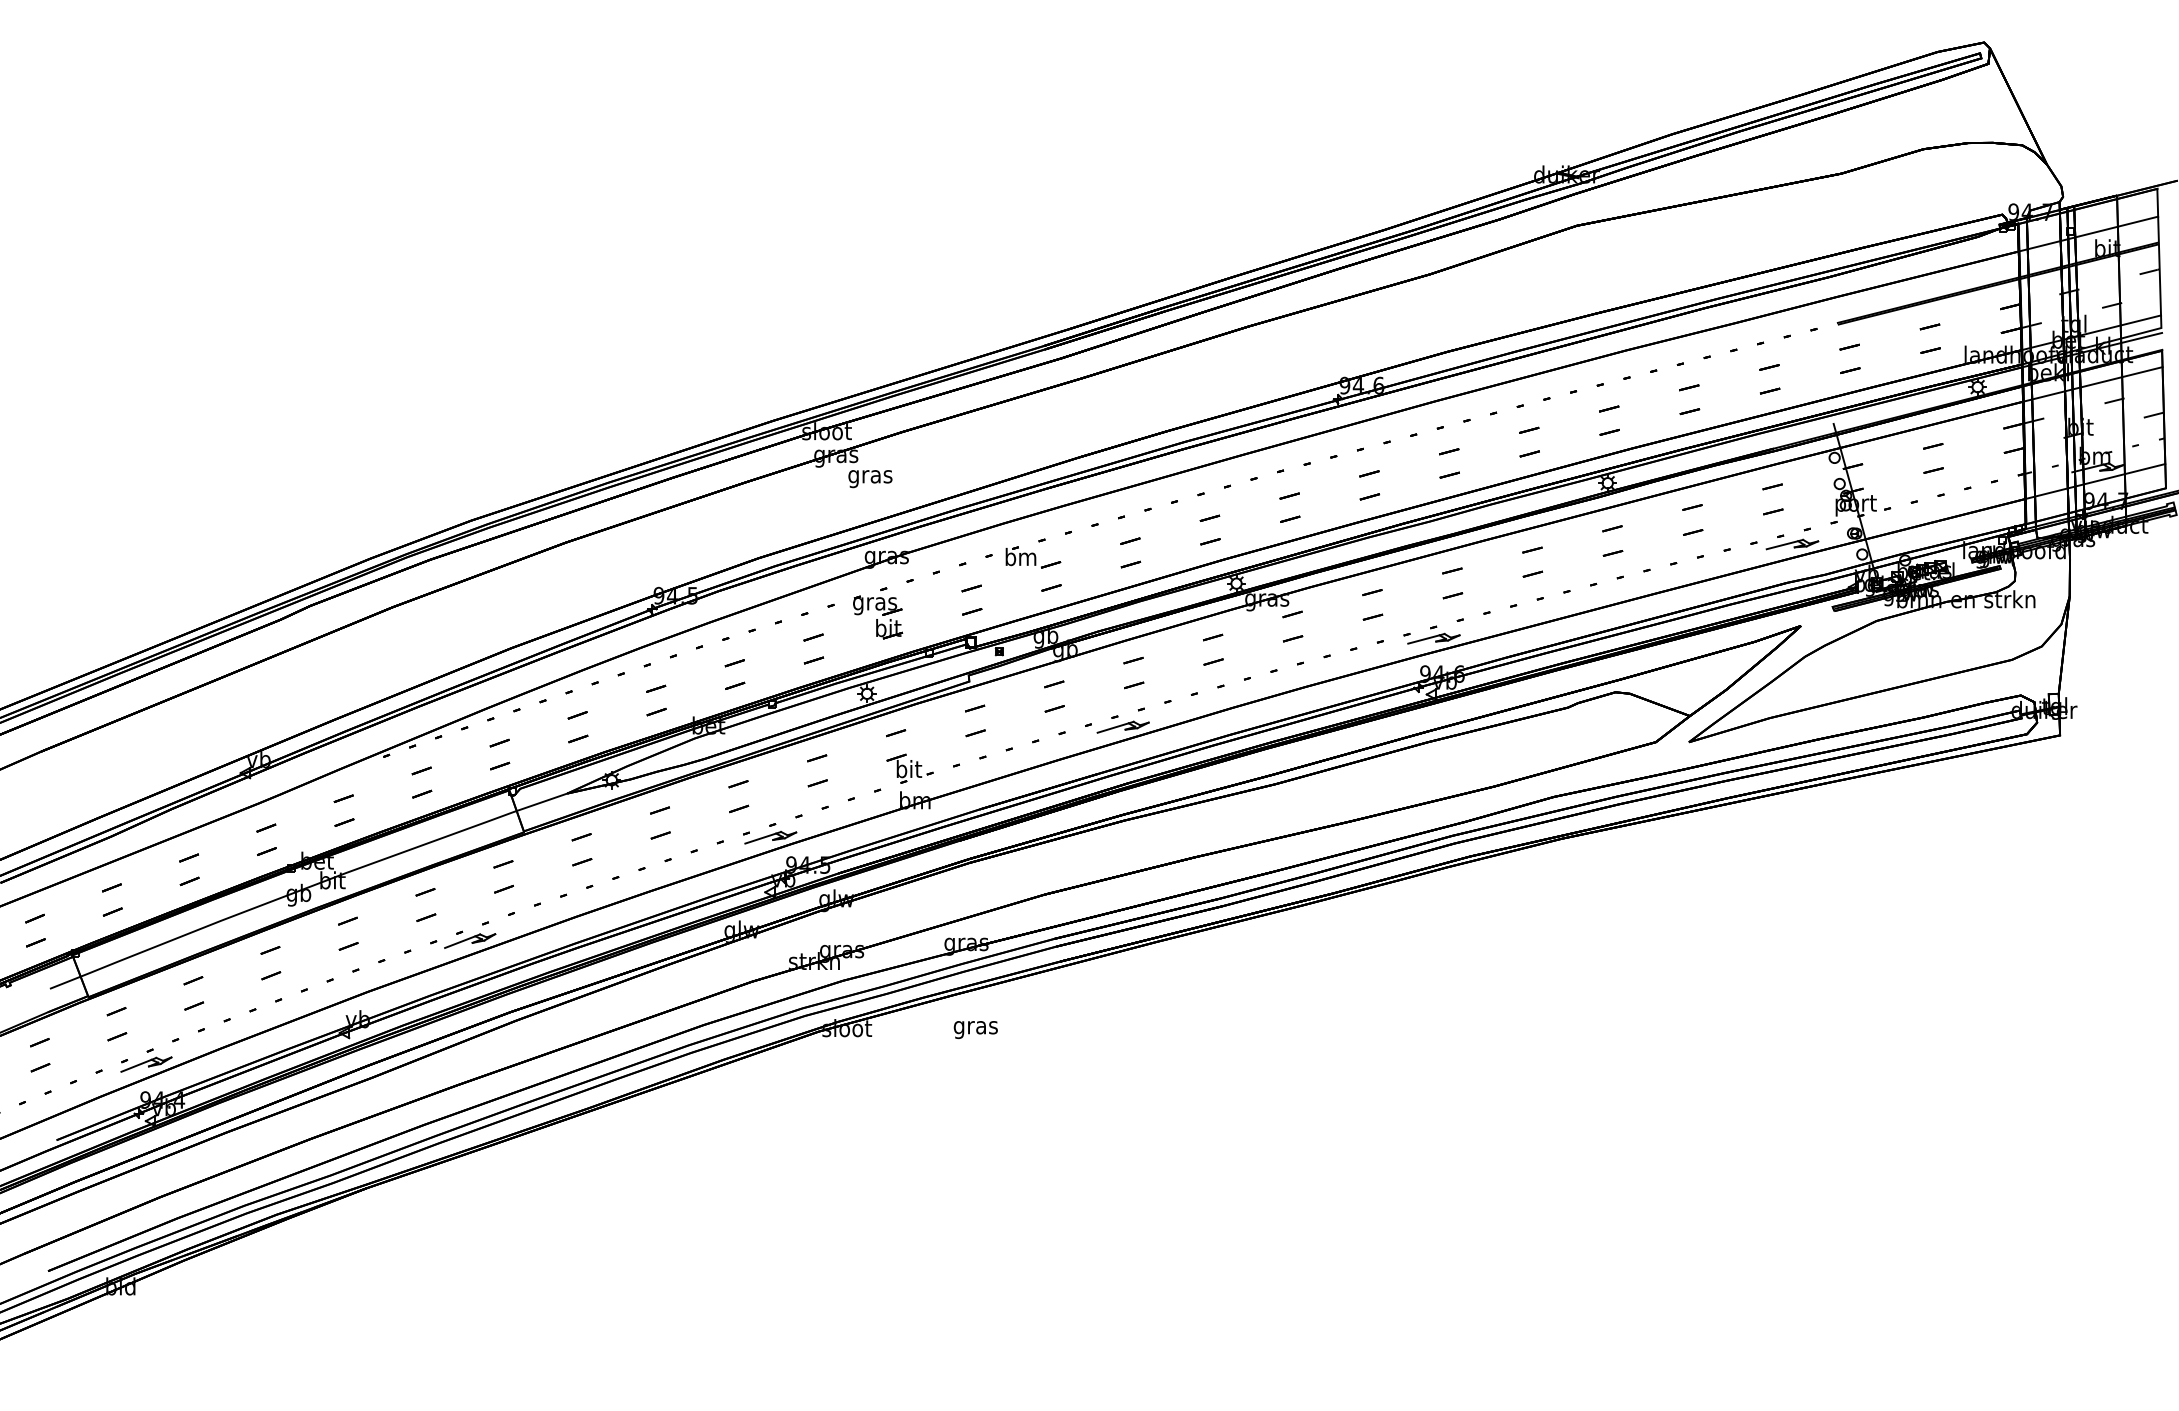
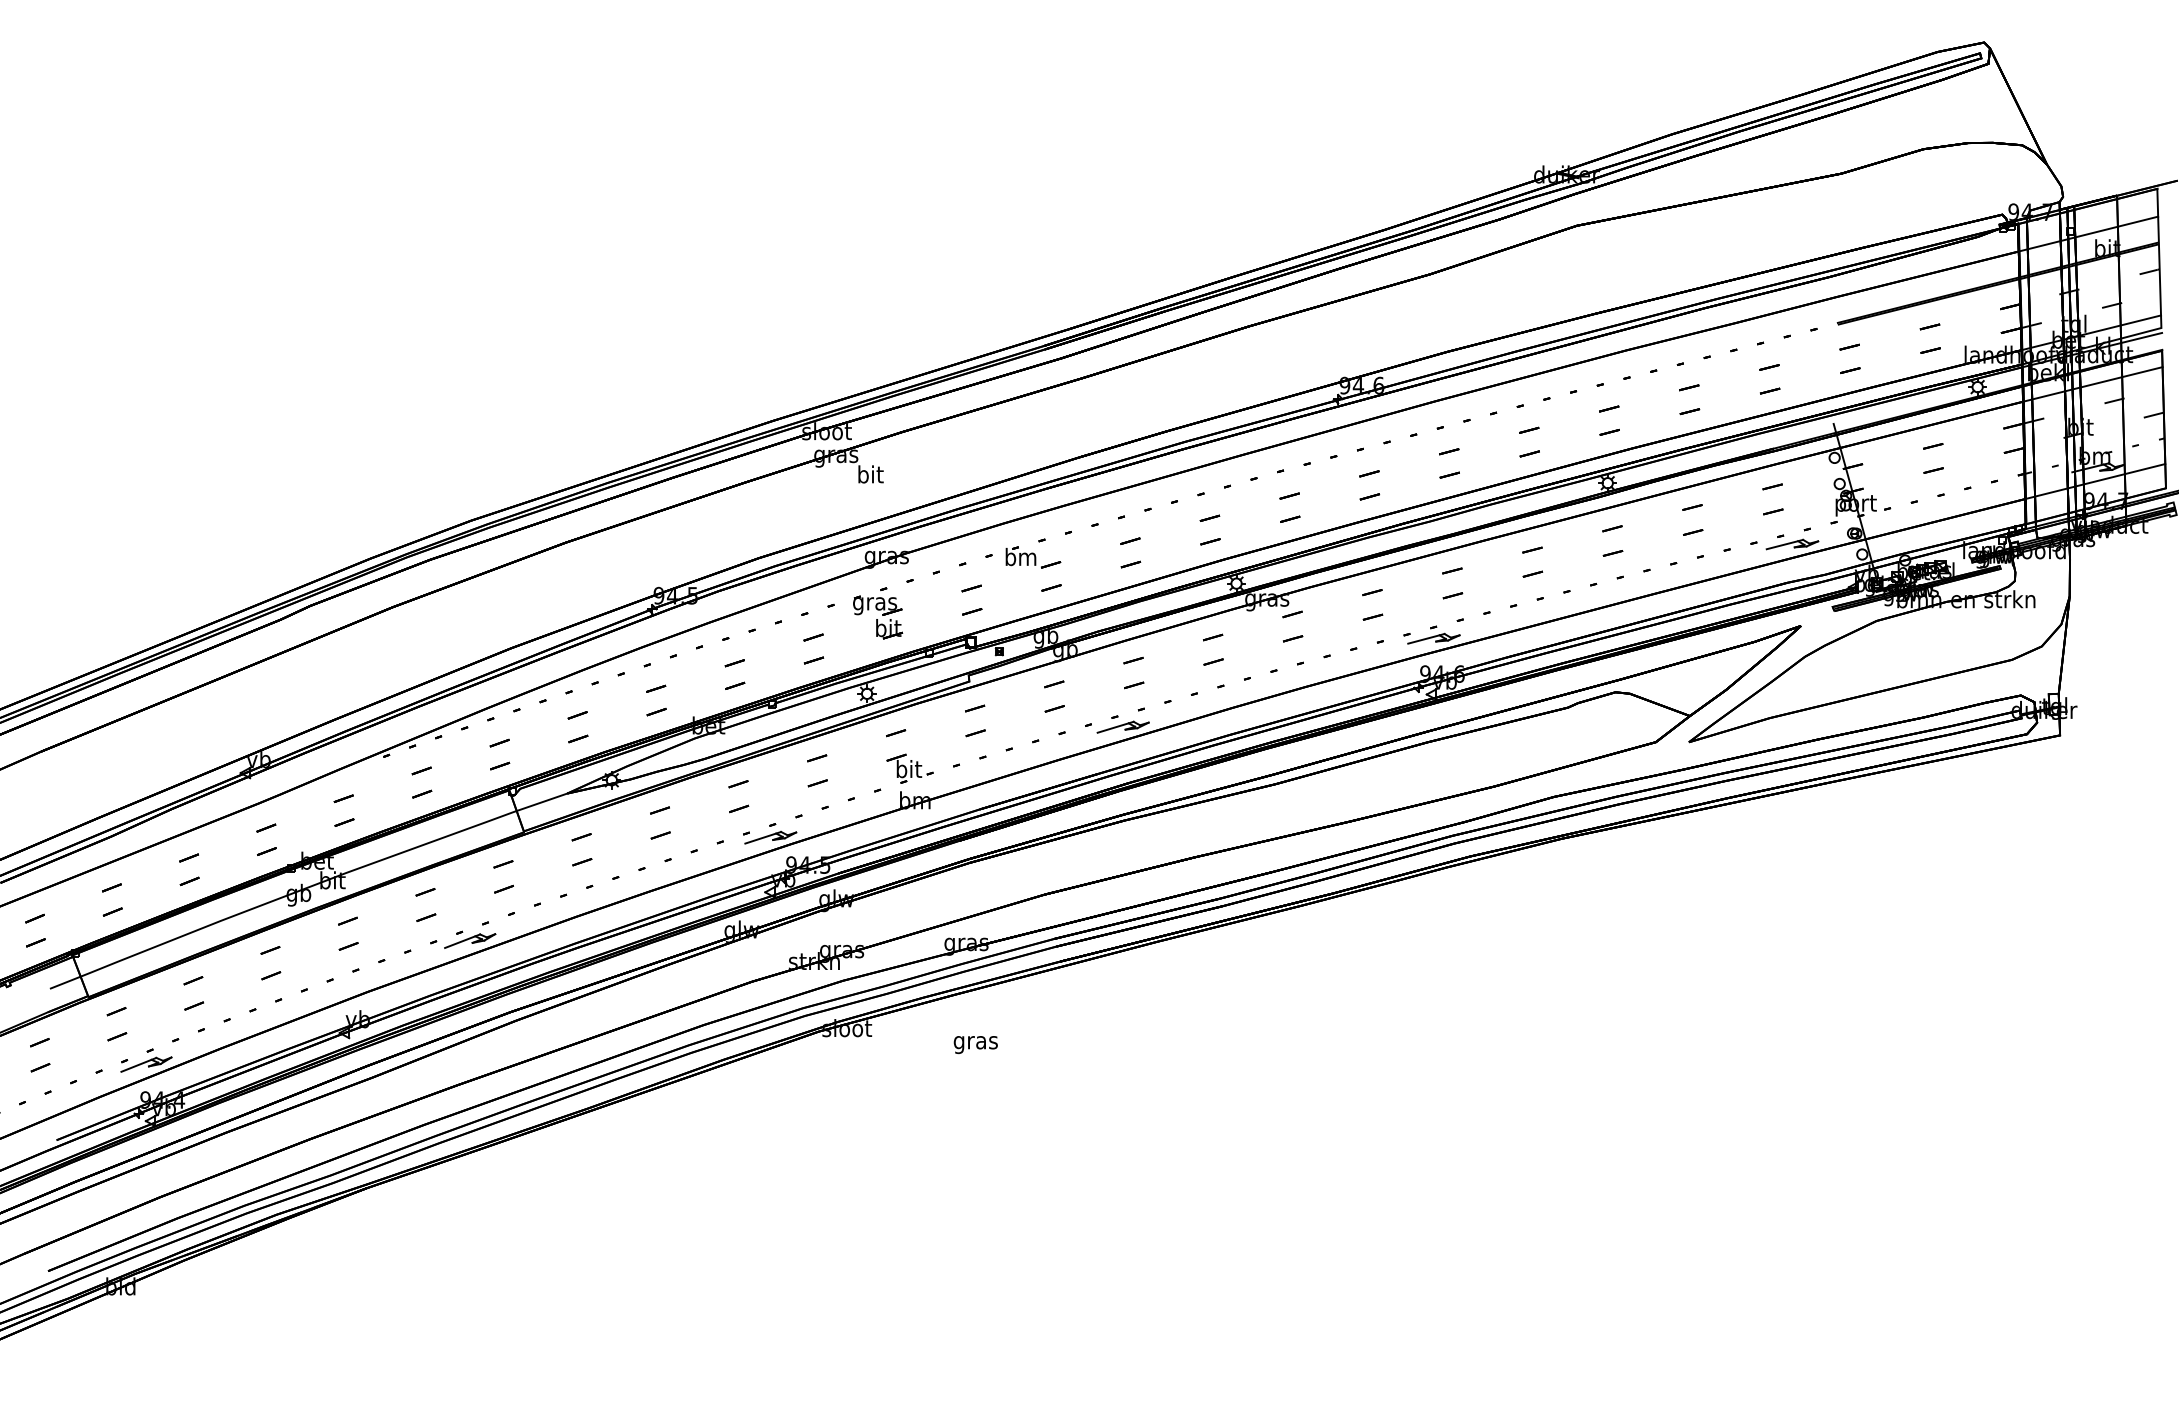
text: gras -> bit (870, 476)
text position: (975, 1030) -> (975, 1045) (975, 1045)
